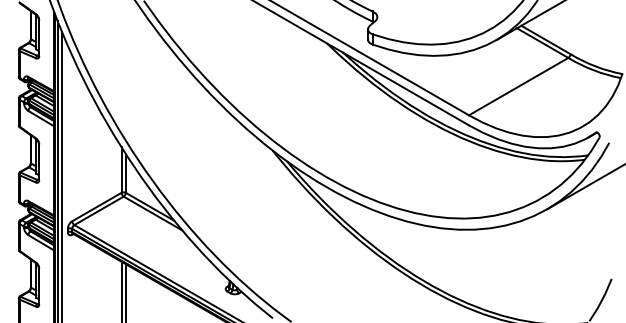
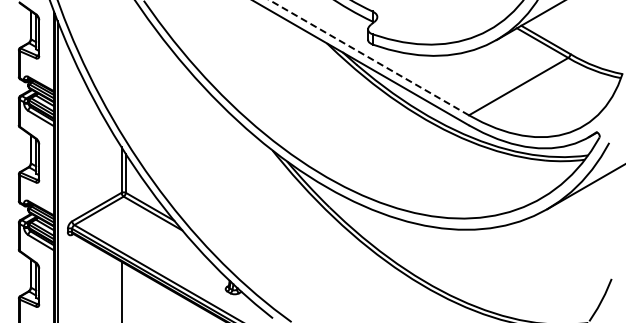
line: solid -> dashed (368, 57)
line: present -> none (62, 175)
line: present -> none (125, 291)
